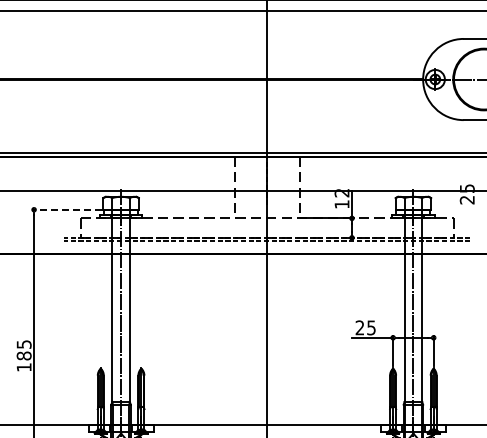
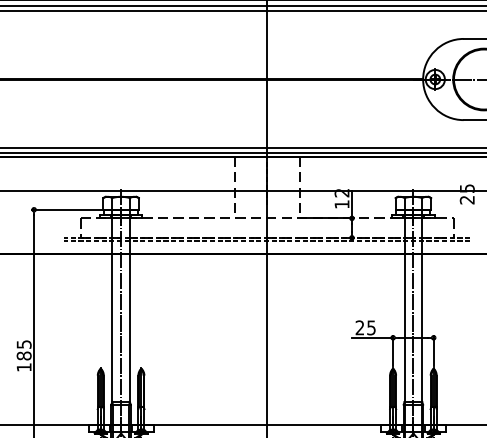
line: none -> present (242, 6)
line: none -> present (242, 147)
line: dashed -> solid (67, 209)
